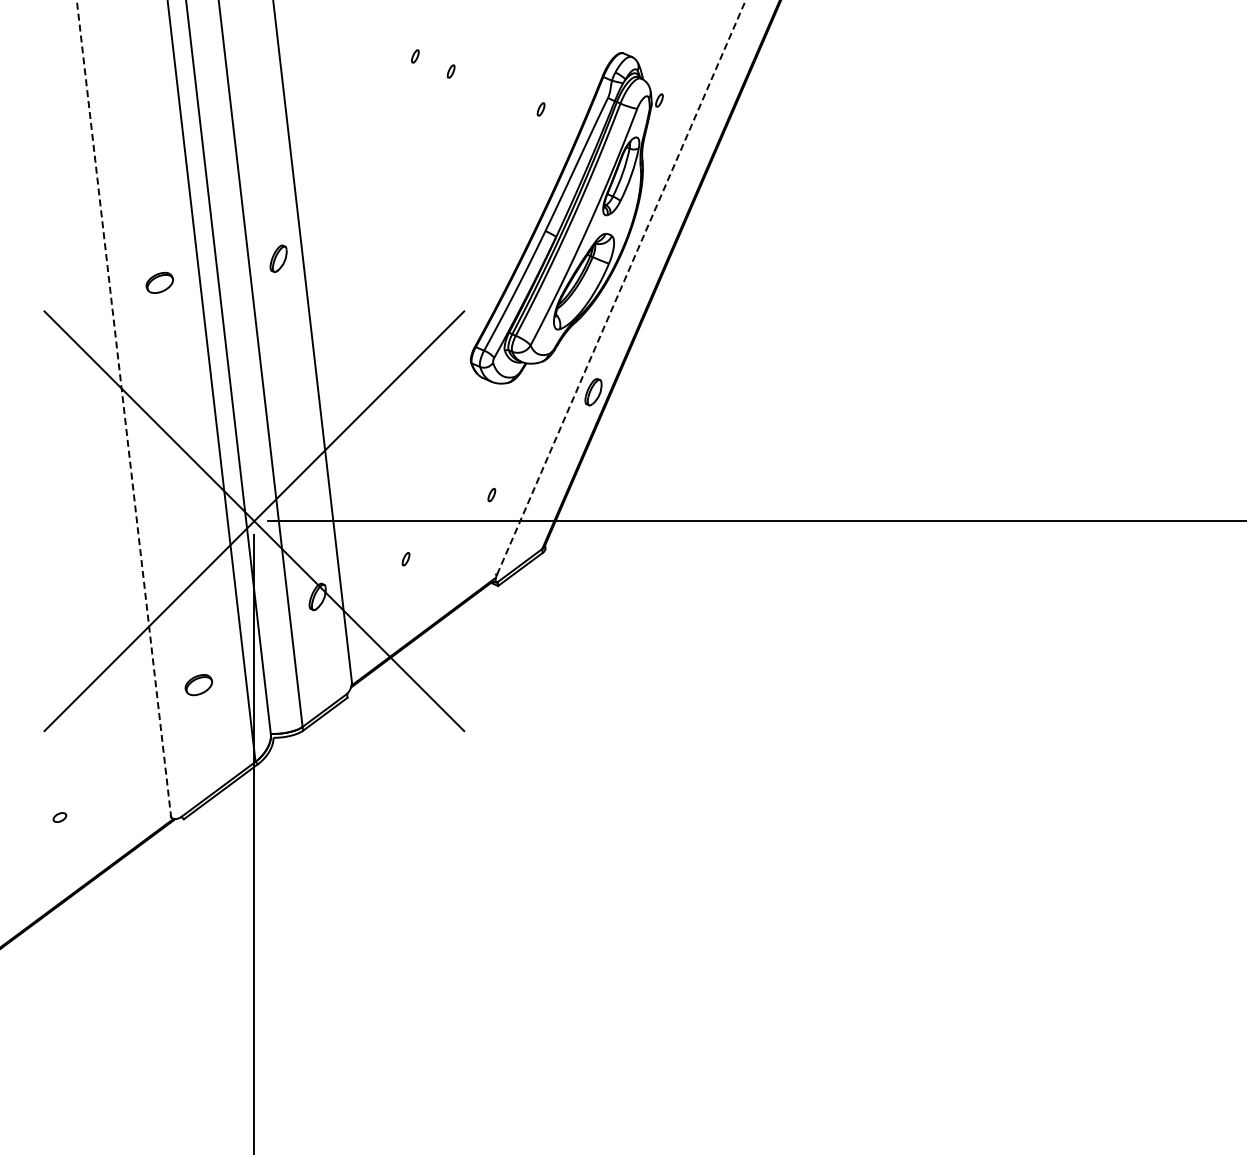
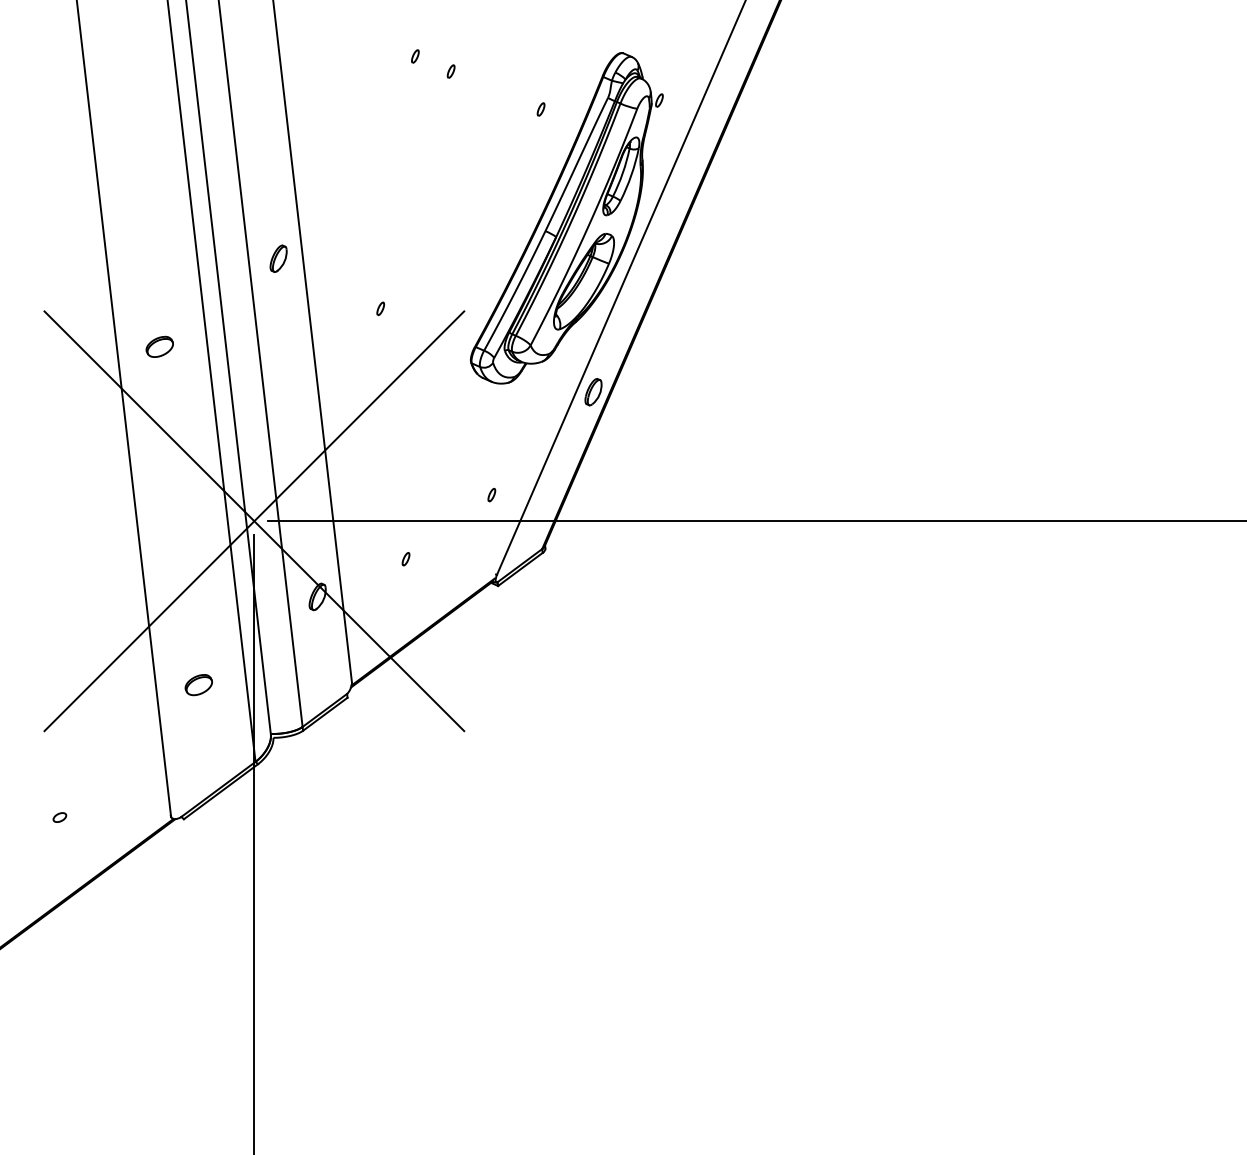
part position: (159, 282) -> (159, 346) (159, 346)
line: dashed -> solid (621, 287)
part: none -> present (380, 308)
line: dashed -> solid (123, 408)
